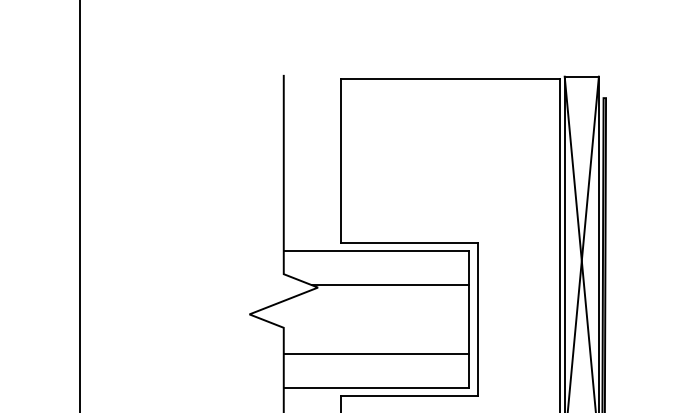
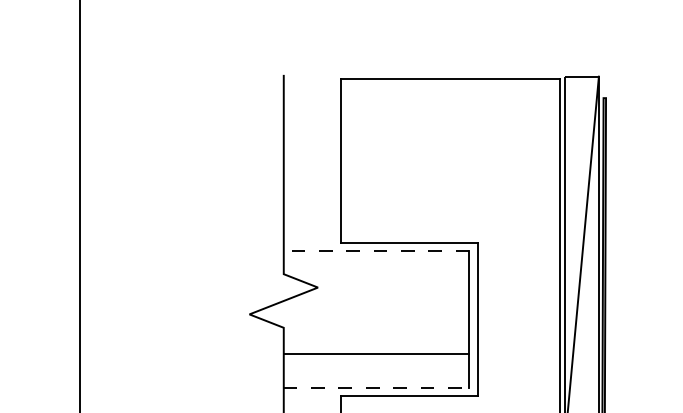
line: present -> none (579, 242)
line: solid -> dashed (376, 251)
line: present -> none (390, 285)
line: solid -> dashed (376, 387)
